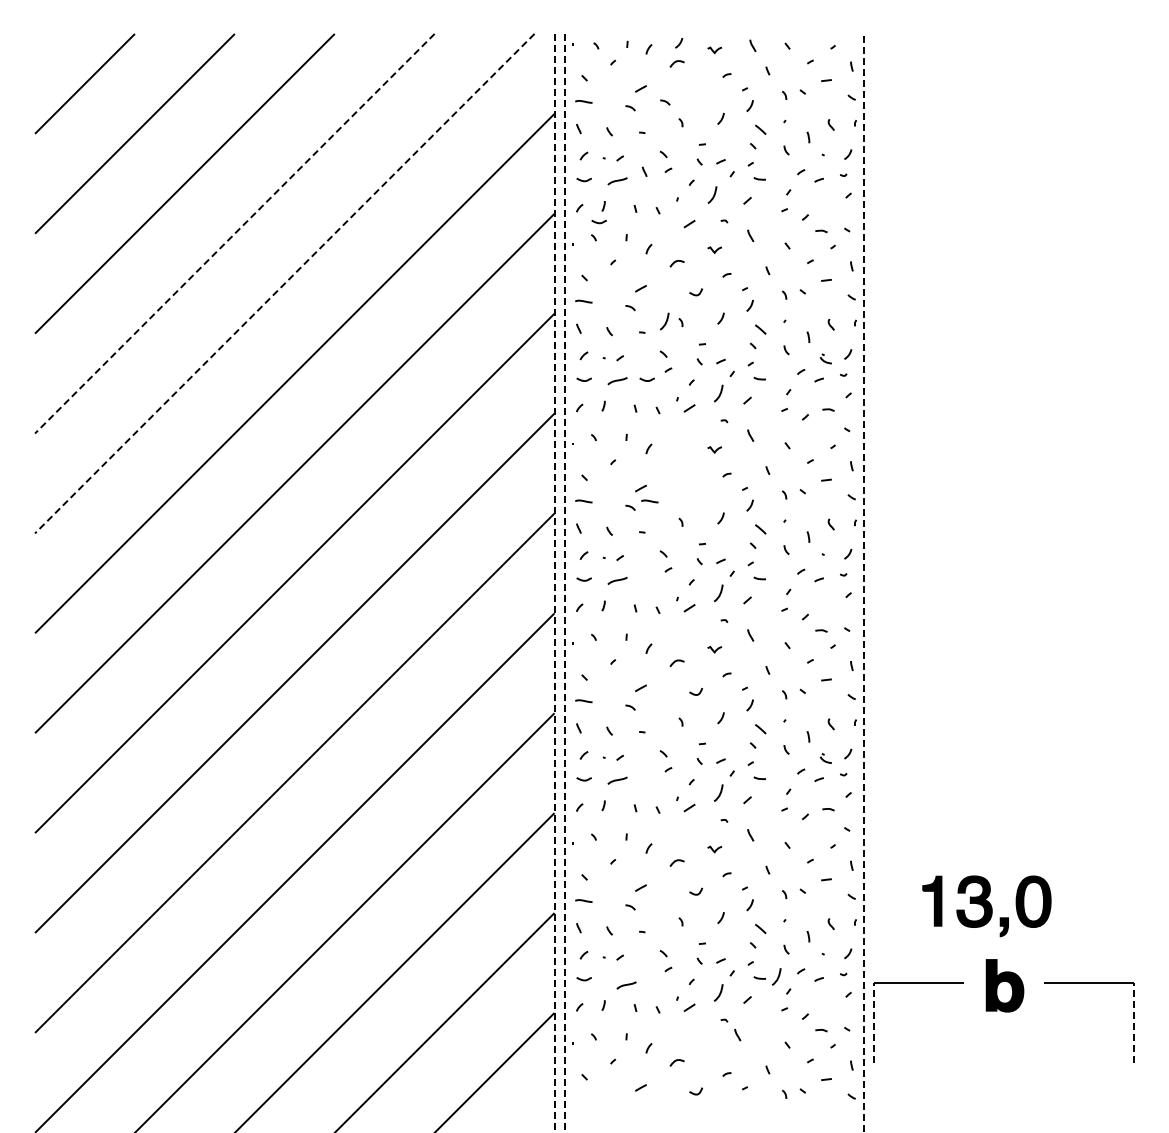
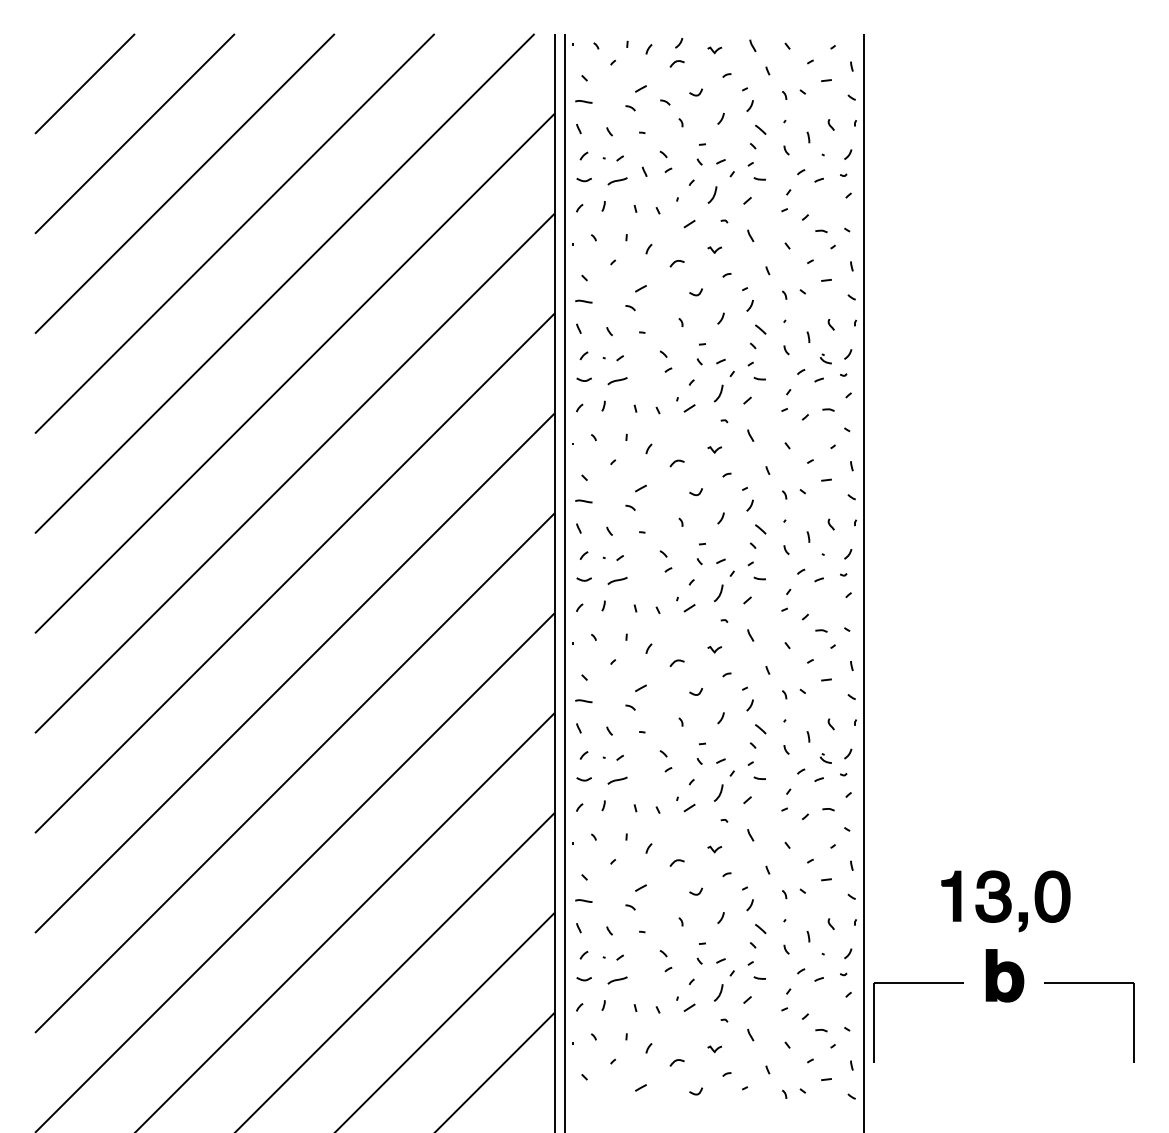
curve: none -> present (695, 94)
curve: present -> none (598, 222)
line: dashed -> solid (234, 233)
line: dashed -> solid (284, 284)
curve: present -> none (665, 321)
curve: present -> none (645, 379)
curve: none -> present (676, 462)
curve: none -> present (695, 494)
line: present -> none (649, 501)
line: dashed -> solid (864, 582)
line: dashed -> solid (554, 583)
line: dashed -> solid (564, 583)
part position: (986, 906) -> (1005, 901) (1005, 901)
curve: present -> none (777, 976)
curve position: (626, 985) -> (617, 980) (617, 980)
part position: (1004, 985) -> (1004, 975) (1004, 975)
line: dashed -> solid (874, 1022)
line: dashed -> solid (1133, 1022)
curve position: (737, 1034) -> (750, 1034) (750, 1034)
curve: none -> present (713, 1049)
